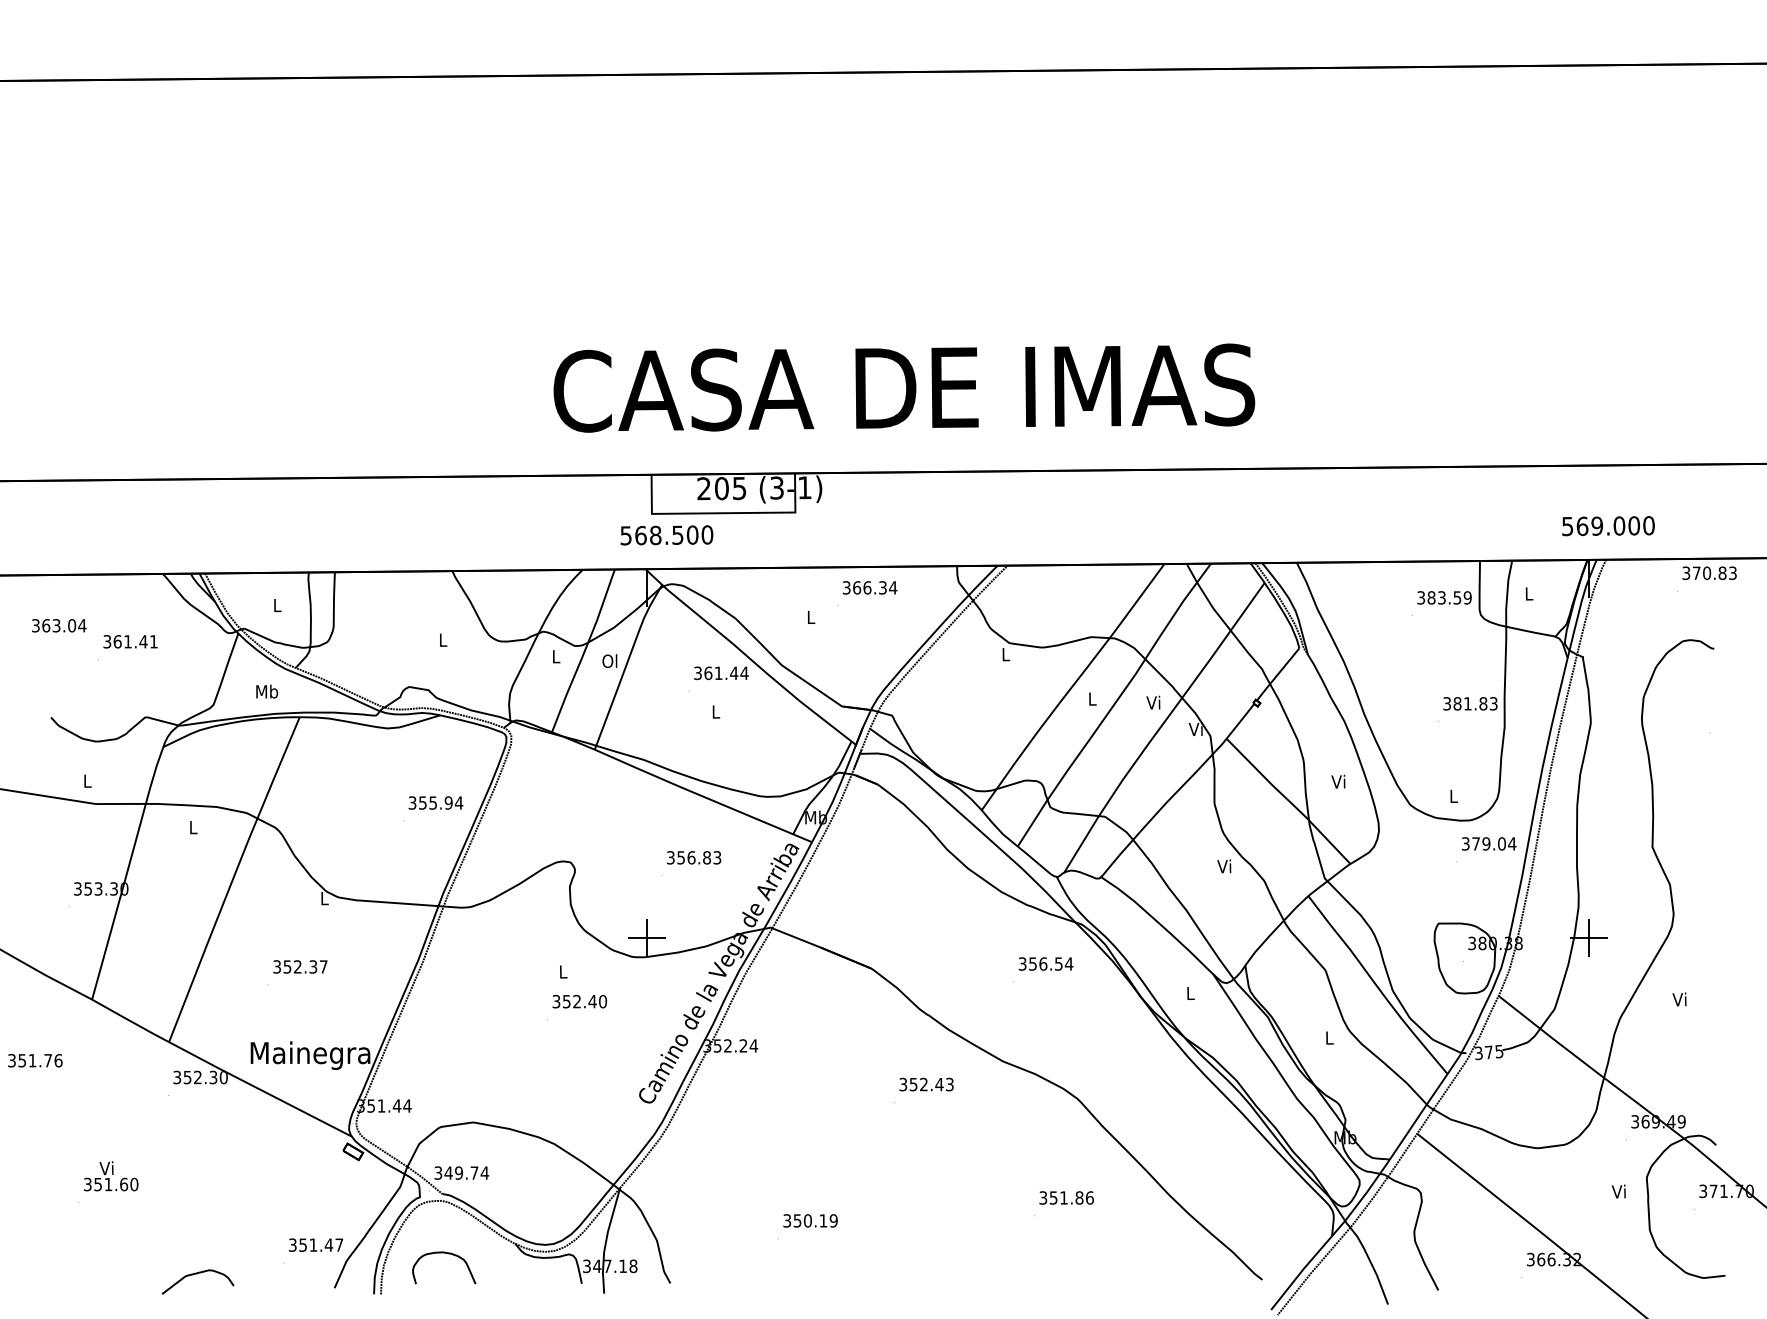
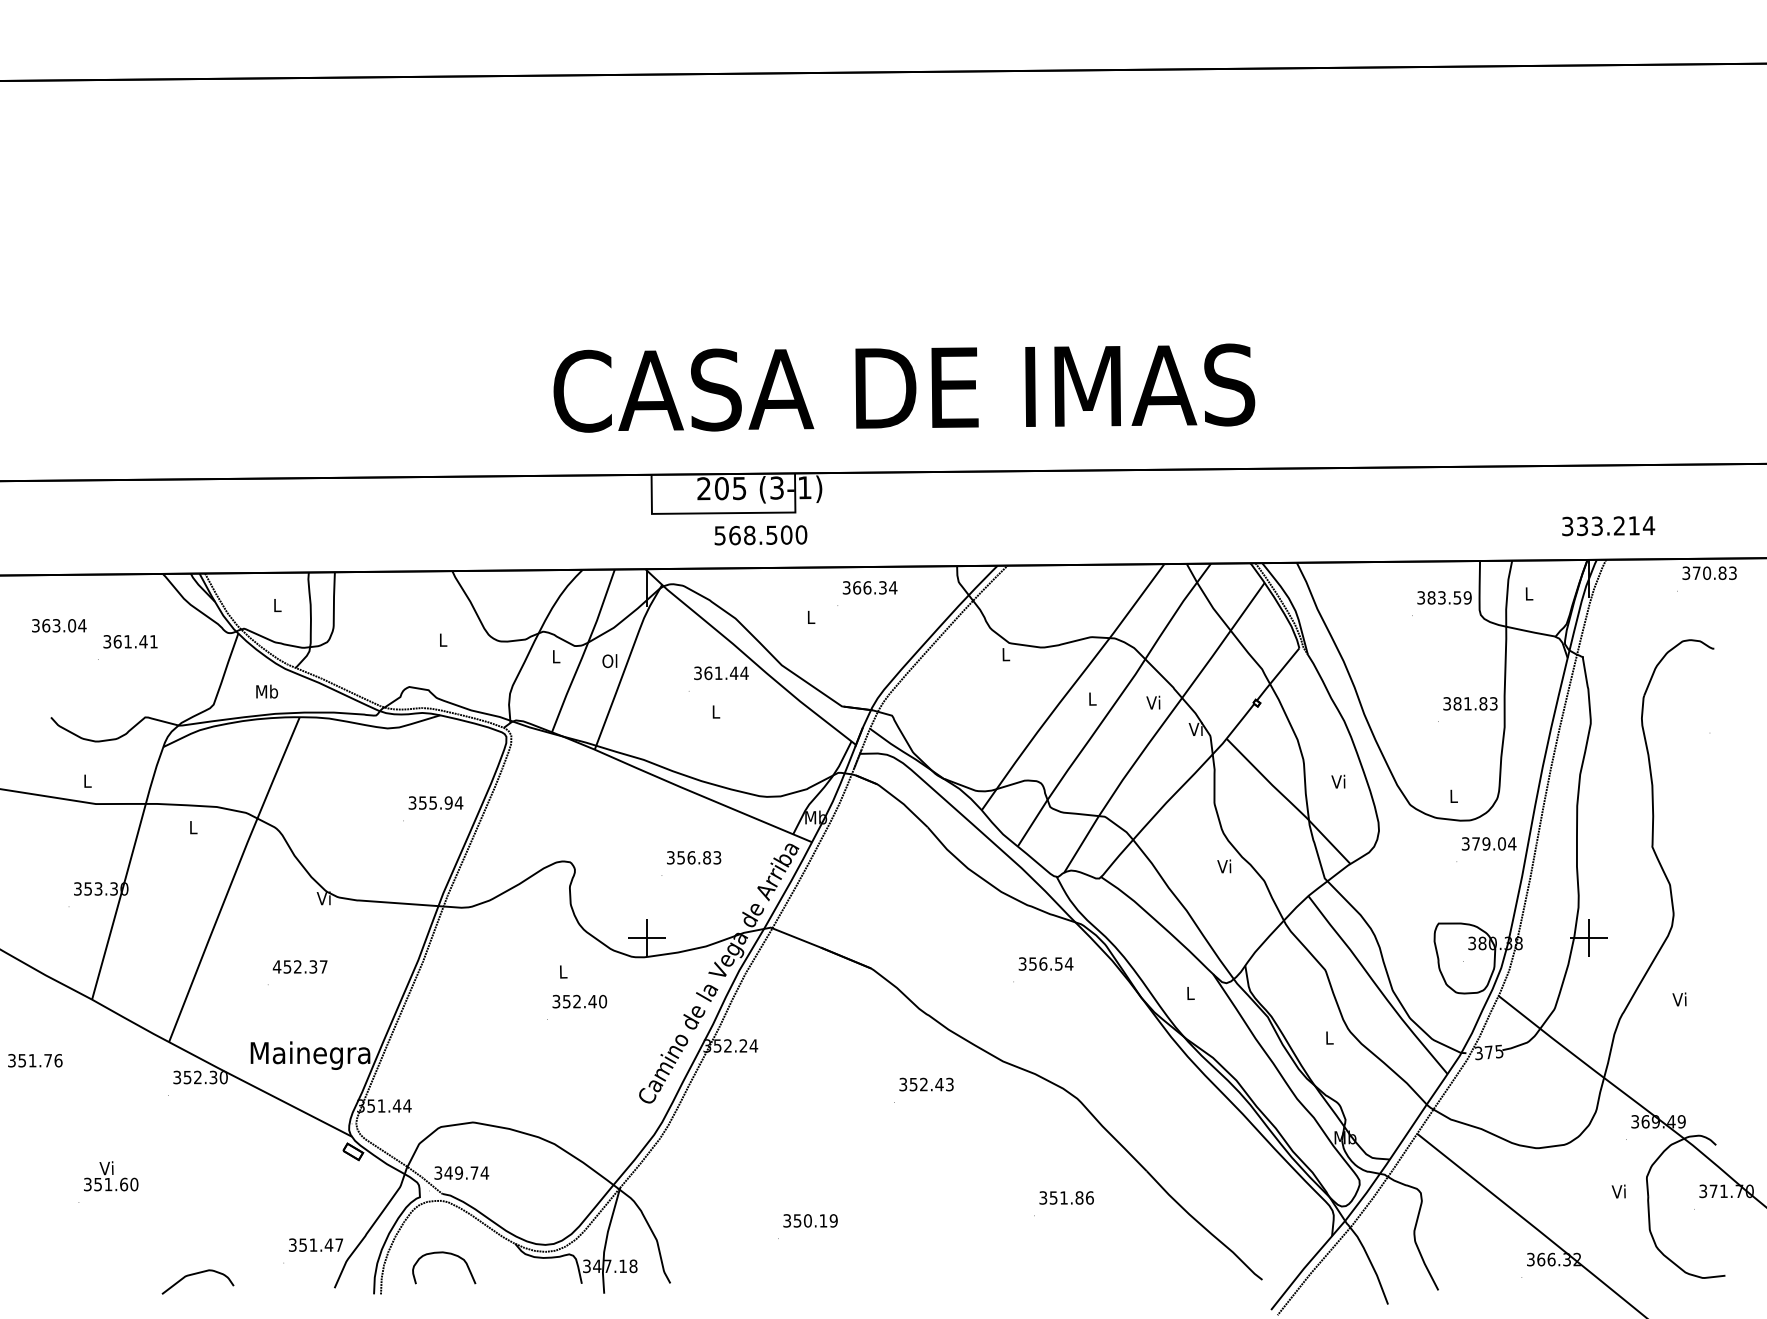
text: 569.000 -> 333.214 (1608, 526)
text position: (666, 535) -> (760, 535) (760, 535)
text: L -> Vi (323, 898)
text: 352.37 -> 452.37 (276, 966)
